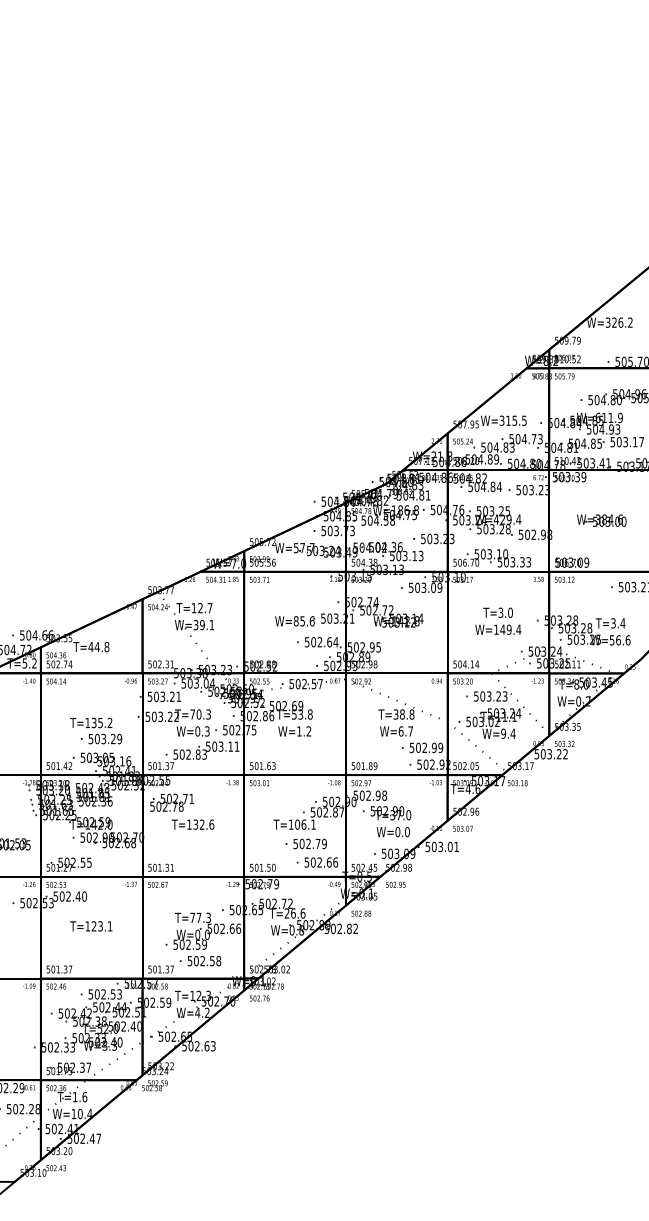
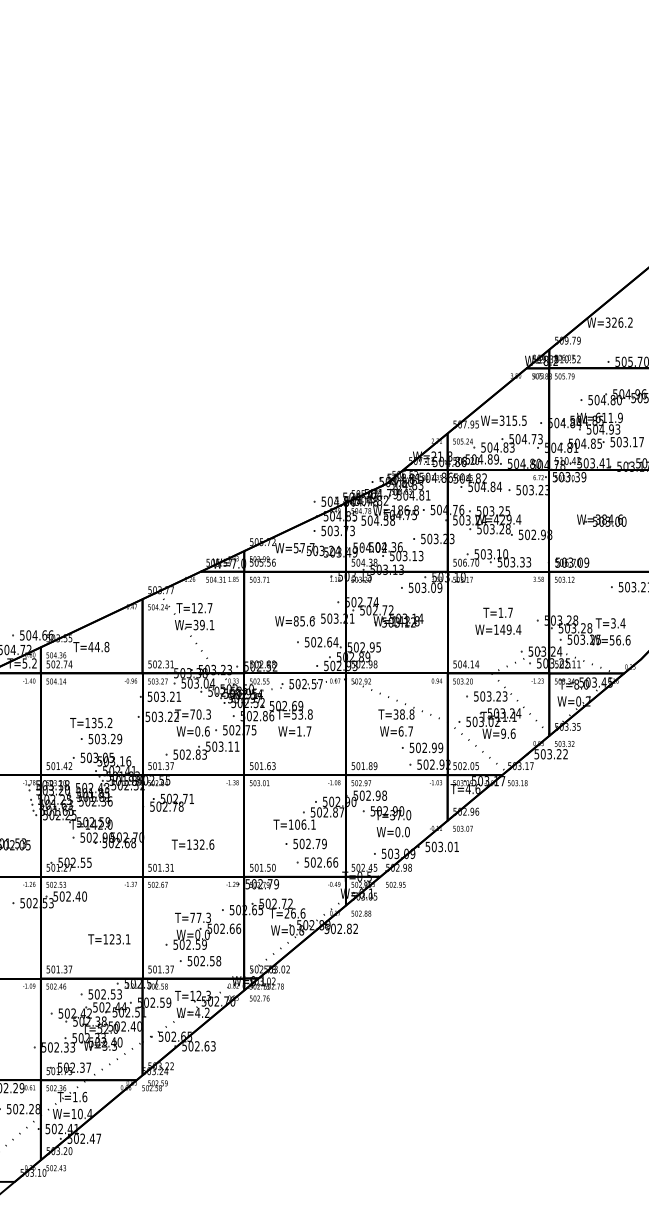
text: T=3.0 -> T=1.7 (505, 612)
text: W=0.3 -> W=0.6 (206, 731)
text: W=1.2 -> W=1.7 (308, 731)
text: W=9.4 -> W=9.6 (512, 733)
text position: (192, 824) -> (192, 844) (192, 844)
text position: (91, 926) -> (109, 939) (109, 939)
